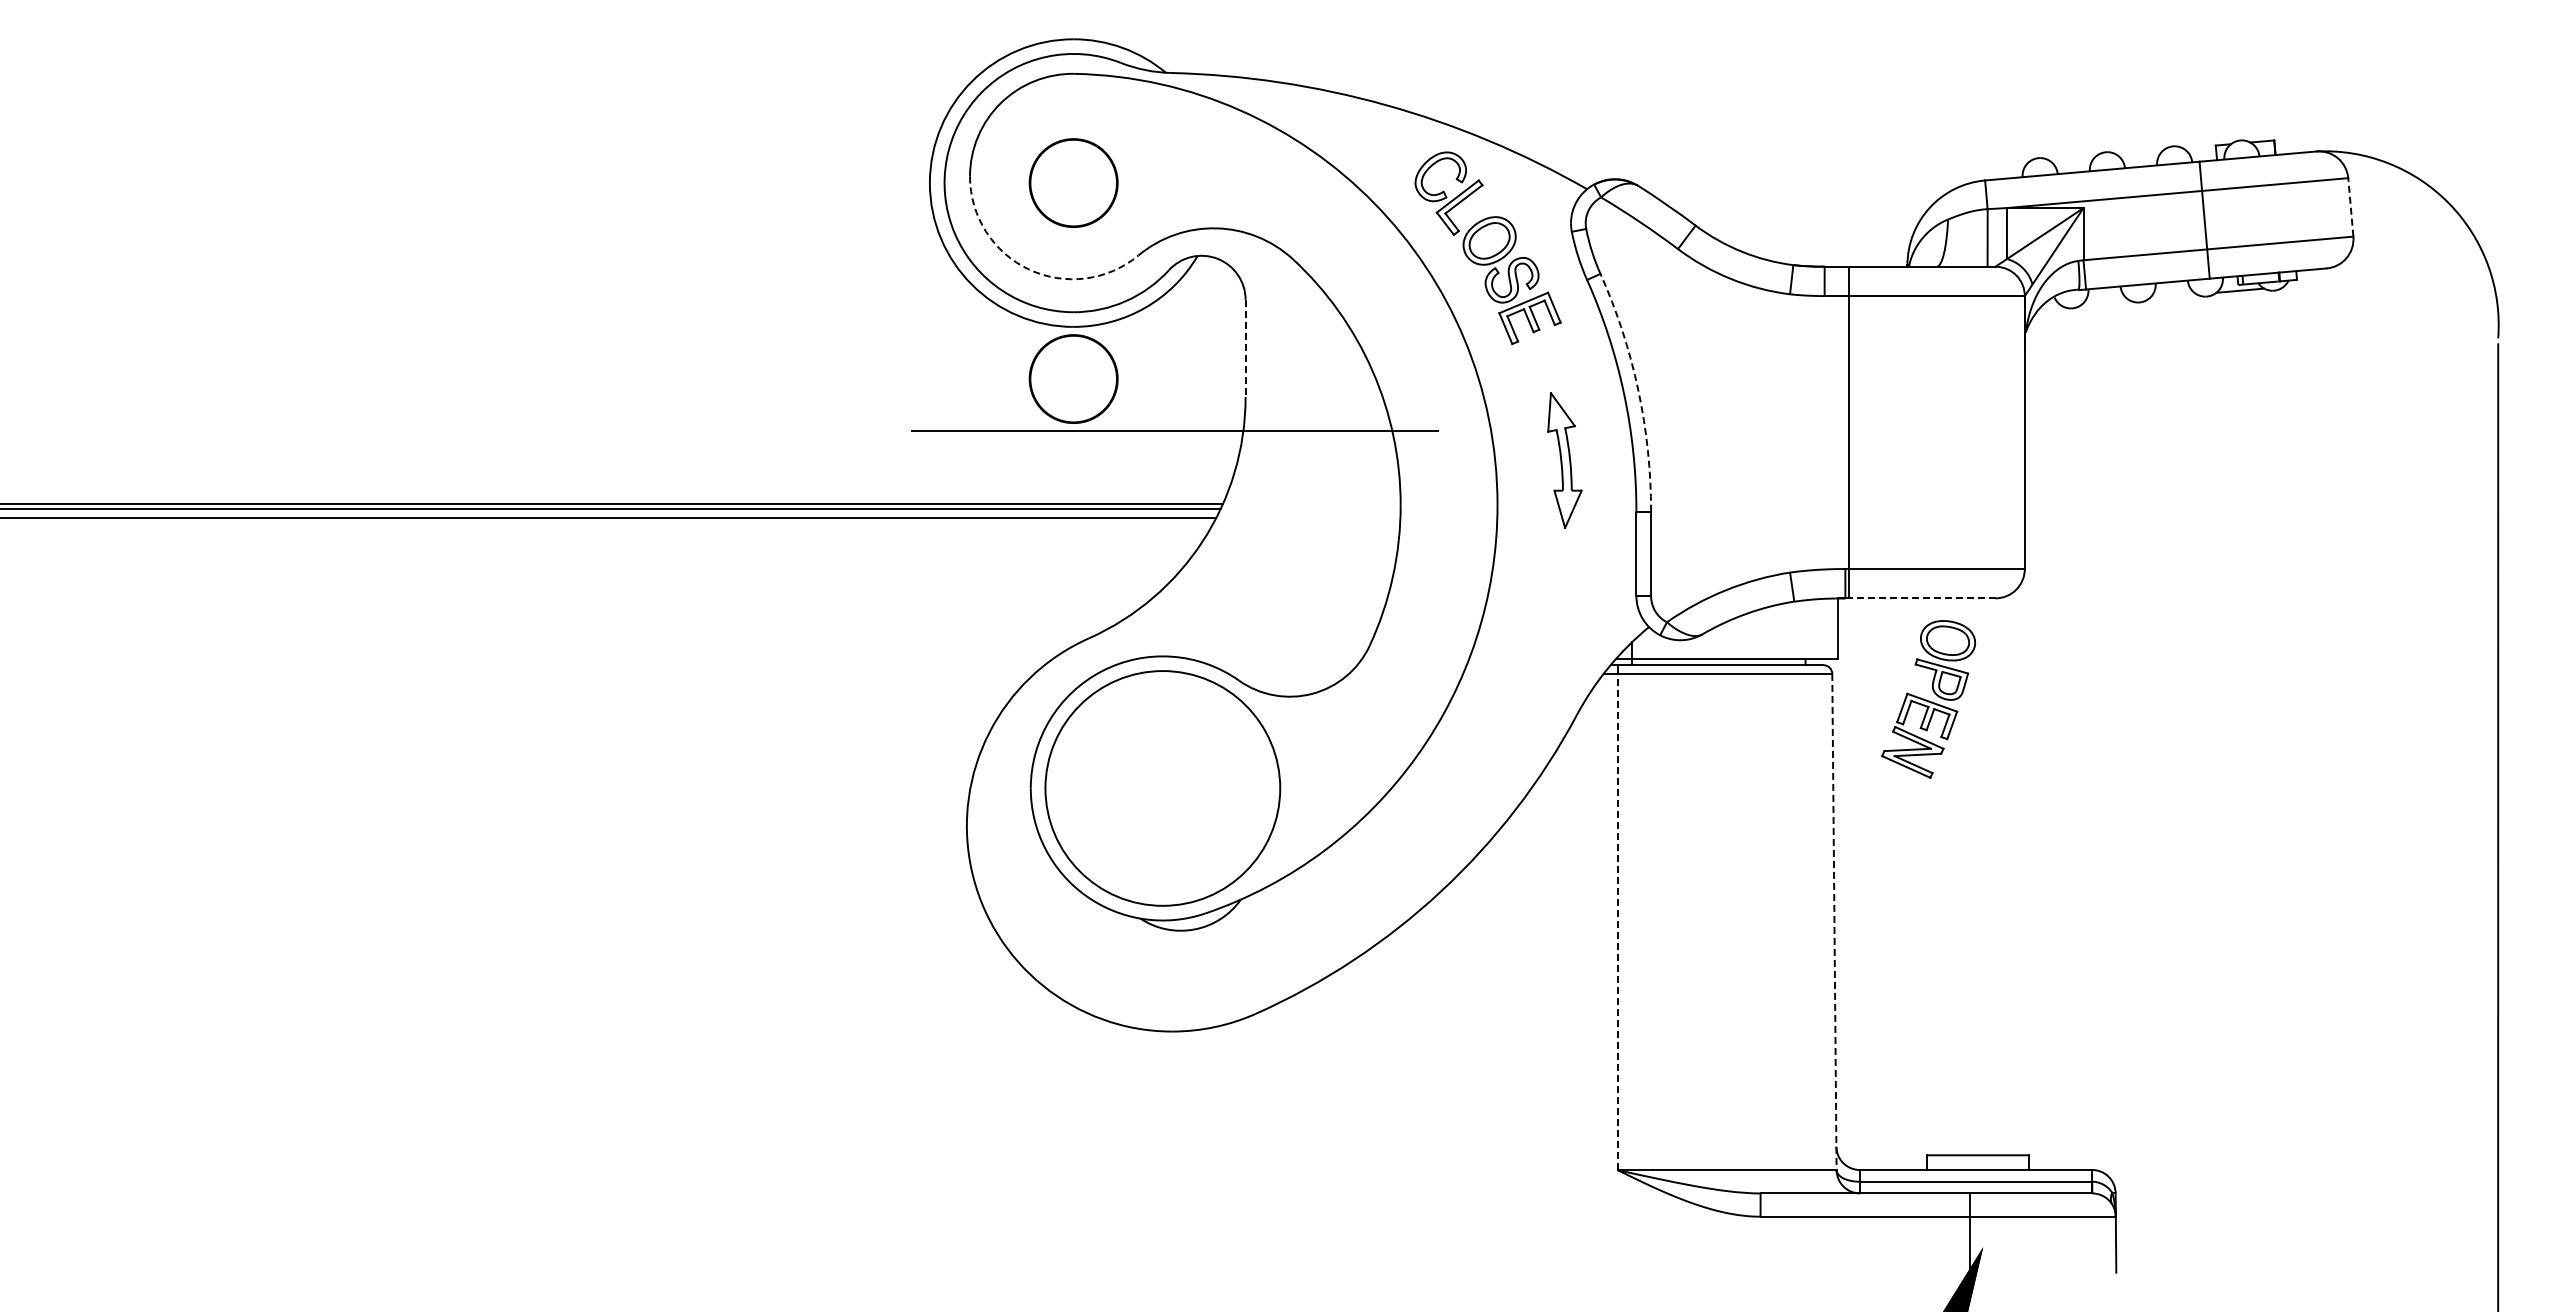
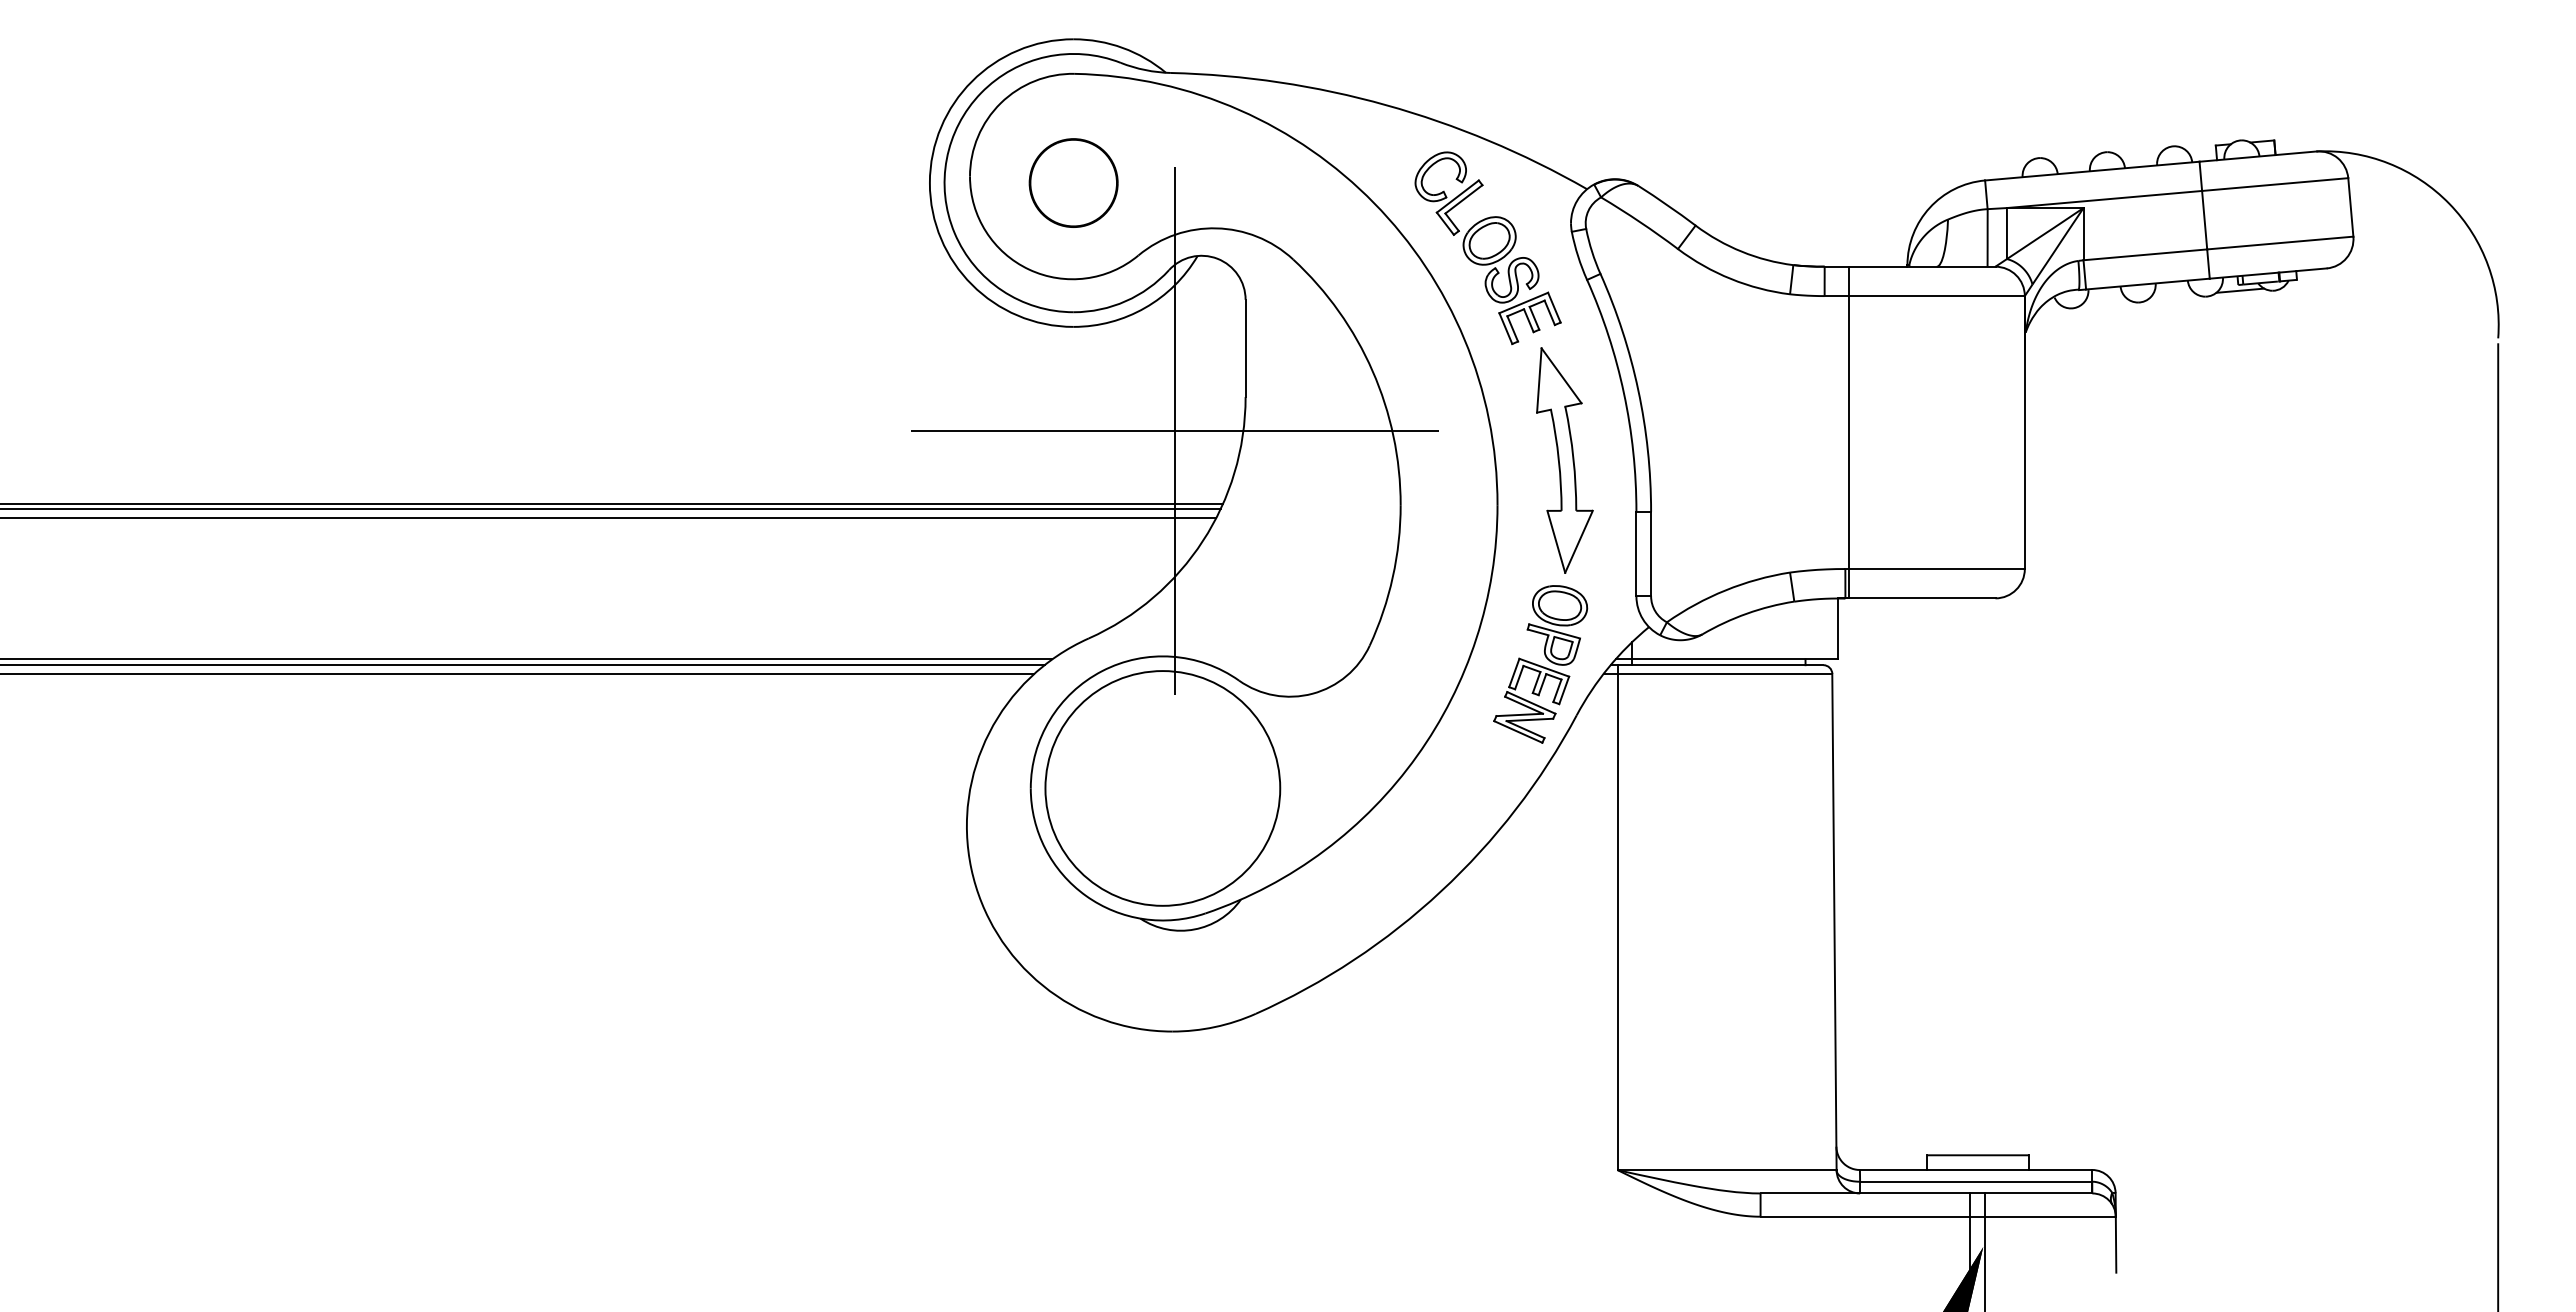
line: dashed -> solid (2350, 206)
arc: dashed -> solid (1029, 269)
line: dashed -> solid (1245, 348)
part: present -> none (1073, 378)
arc: dashed -> solid (1638, 390)
line: none -> present (1175, 430)
part size: 36x137 px -> 58x227 px (1564, 460)
line: dashed -> solid (1921, 598)
line: none -> present (527, 659)
line: none -> present (523, 665)
line: none -> present (518, 673)
part position: (1928, 699) -> (1540, 664) (1540, 664)
line: dashed -> solid (1617, 921)
line: dashed -> solid (1834, 922)
line: none -> present (1984, 1250)
